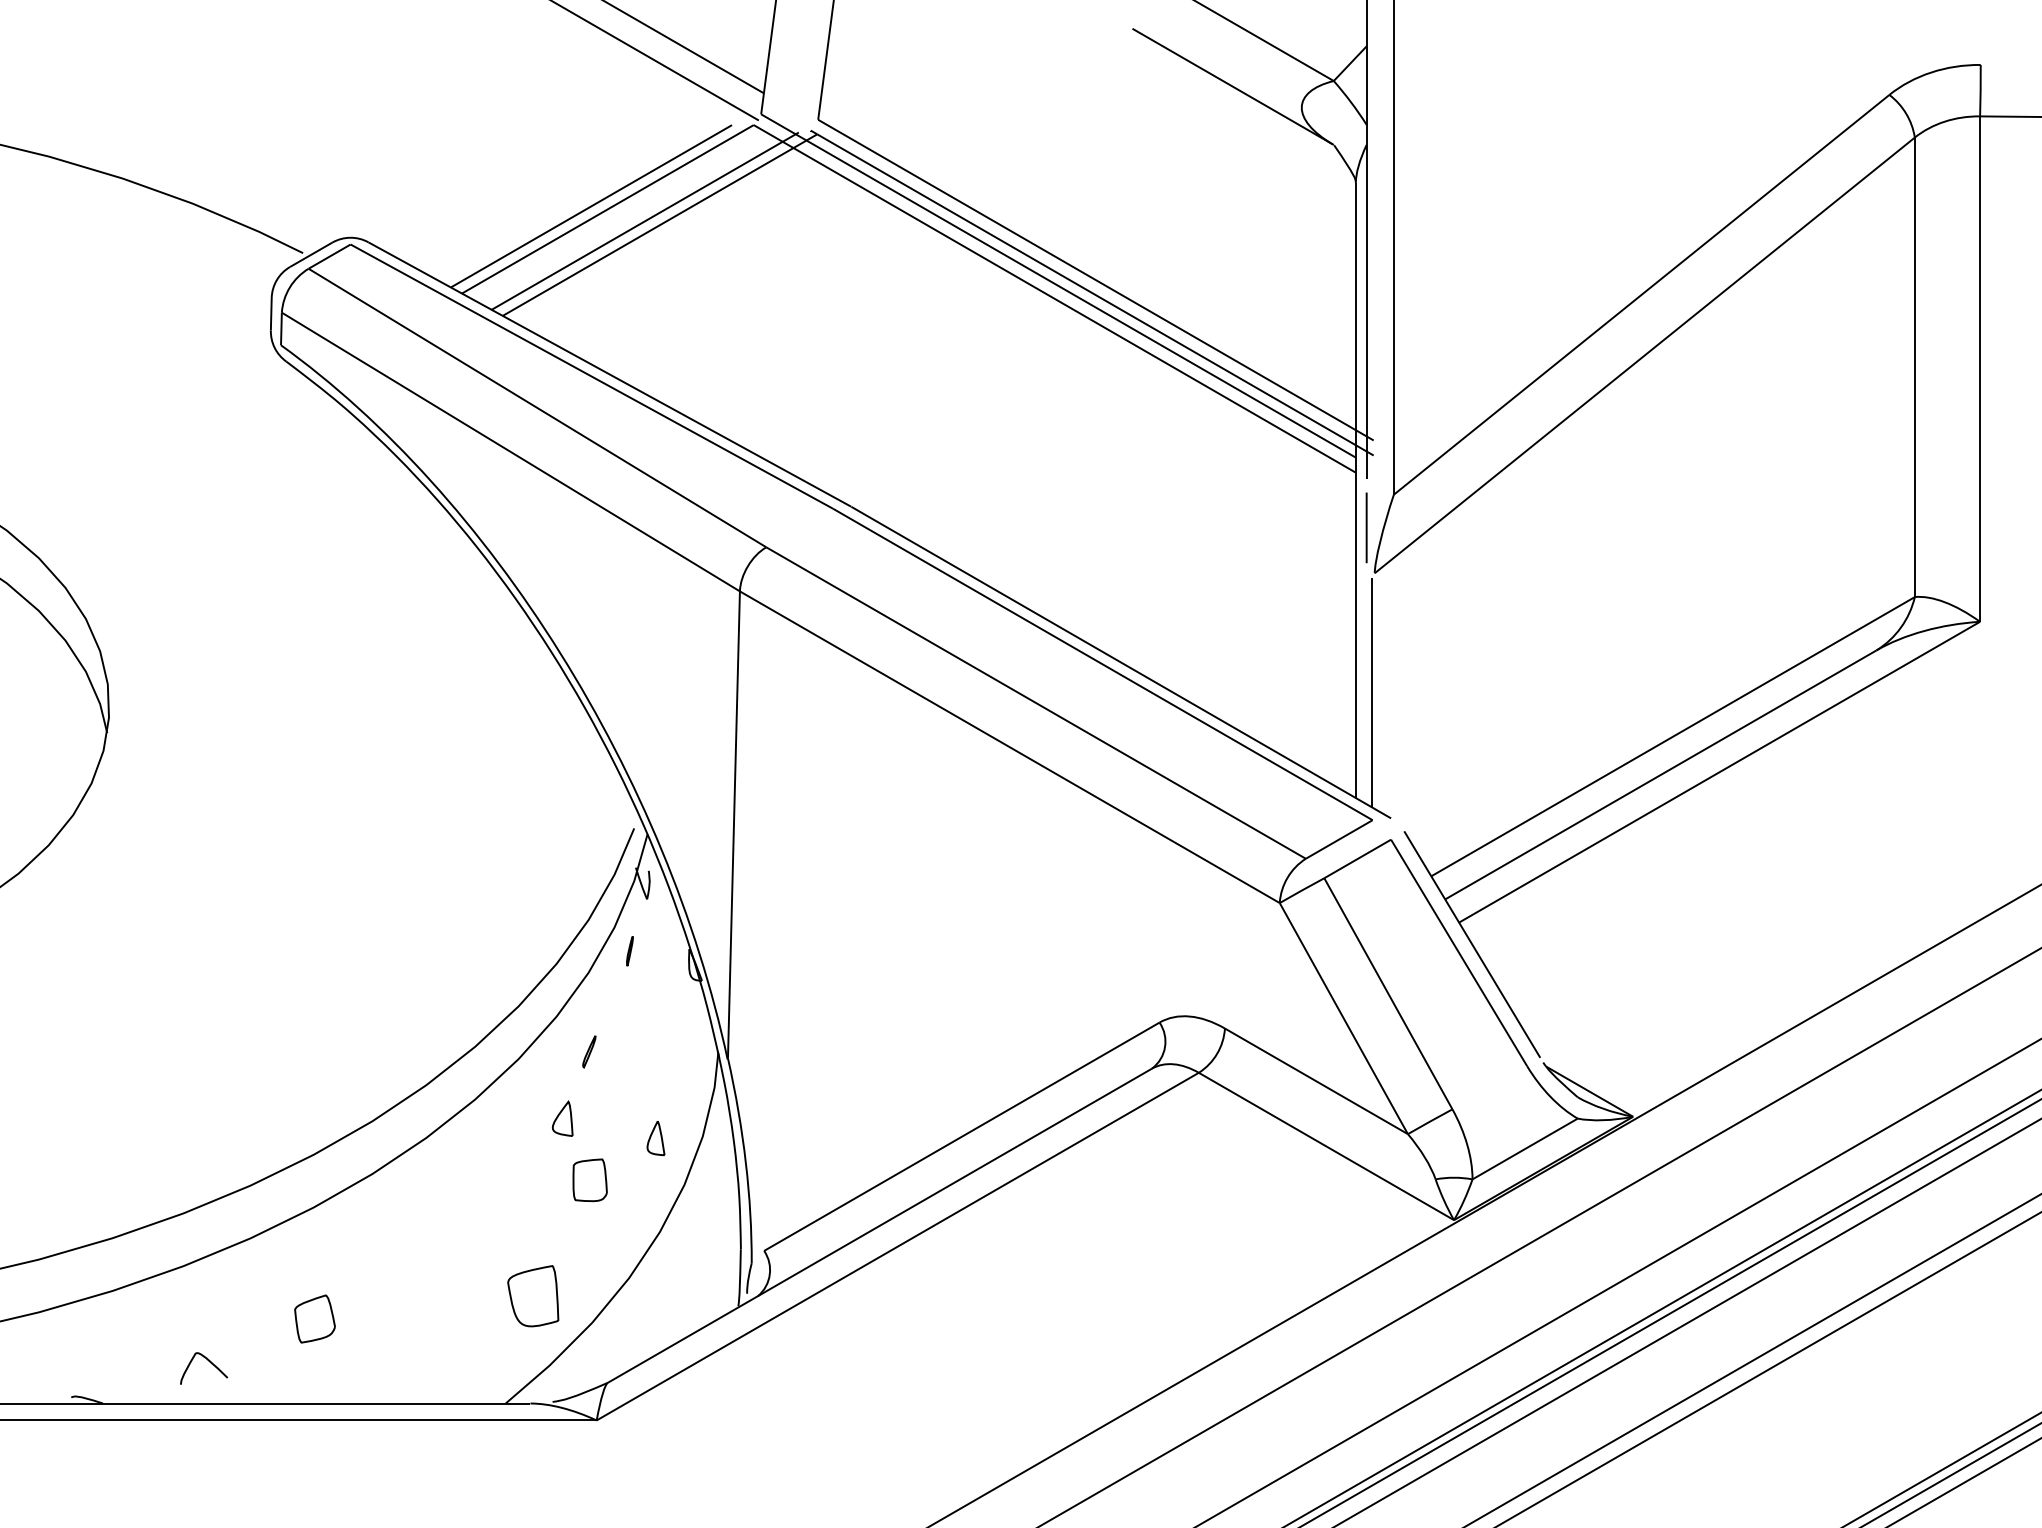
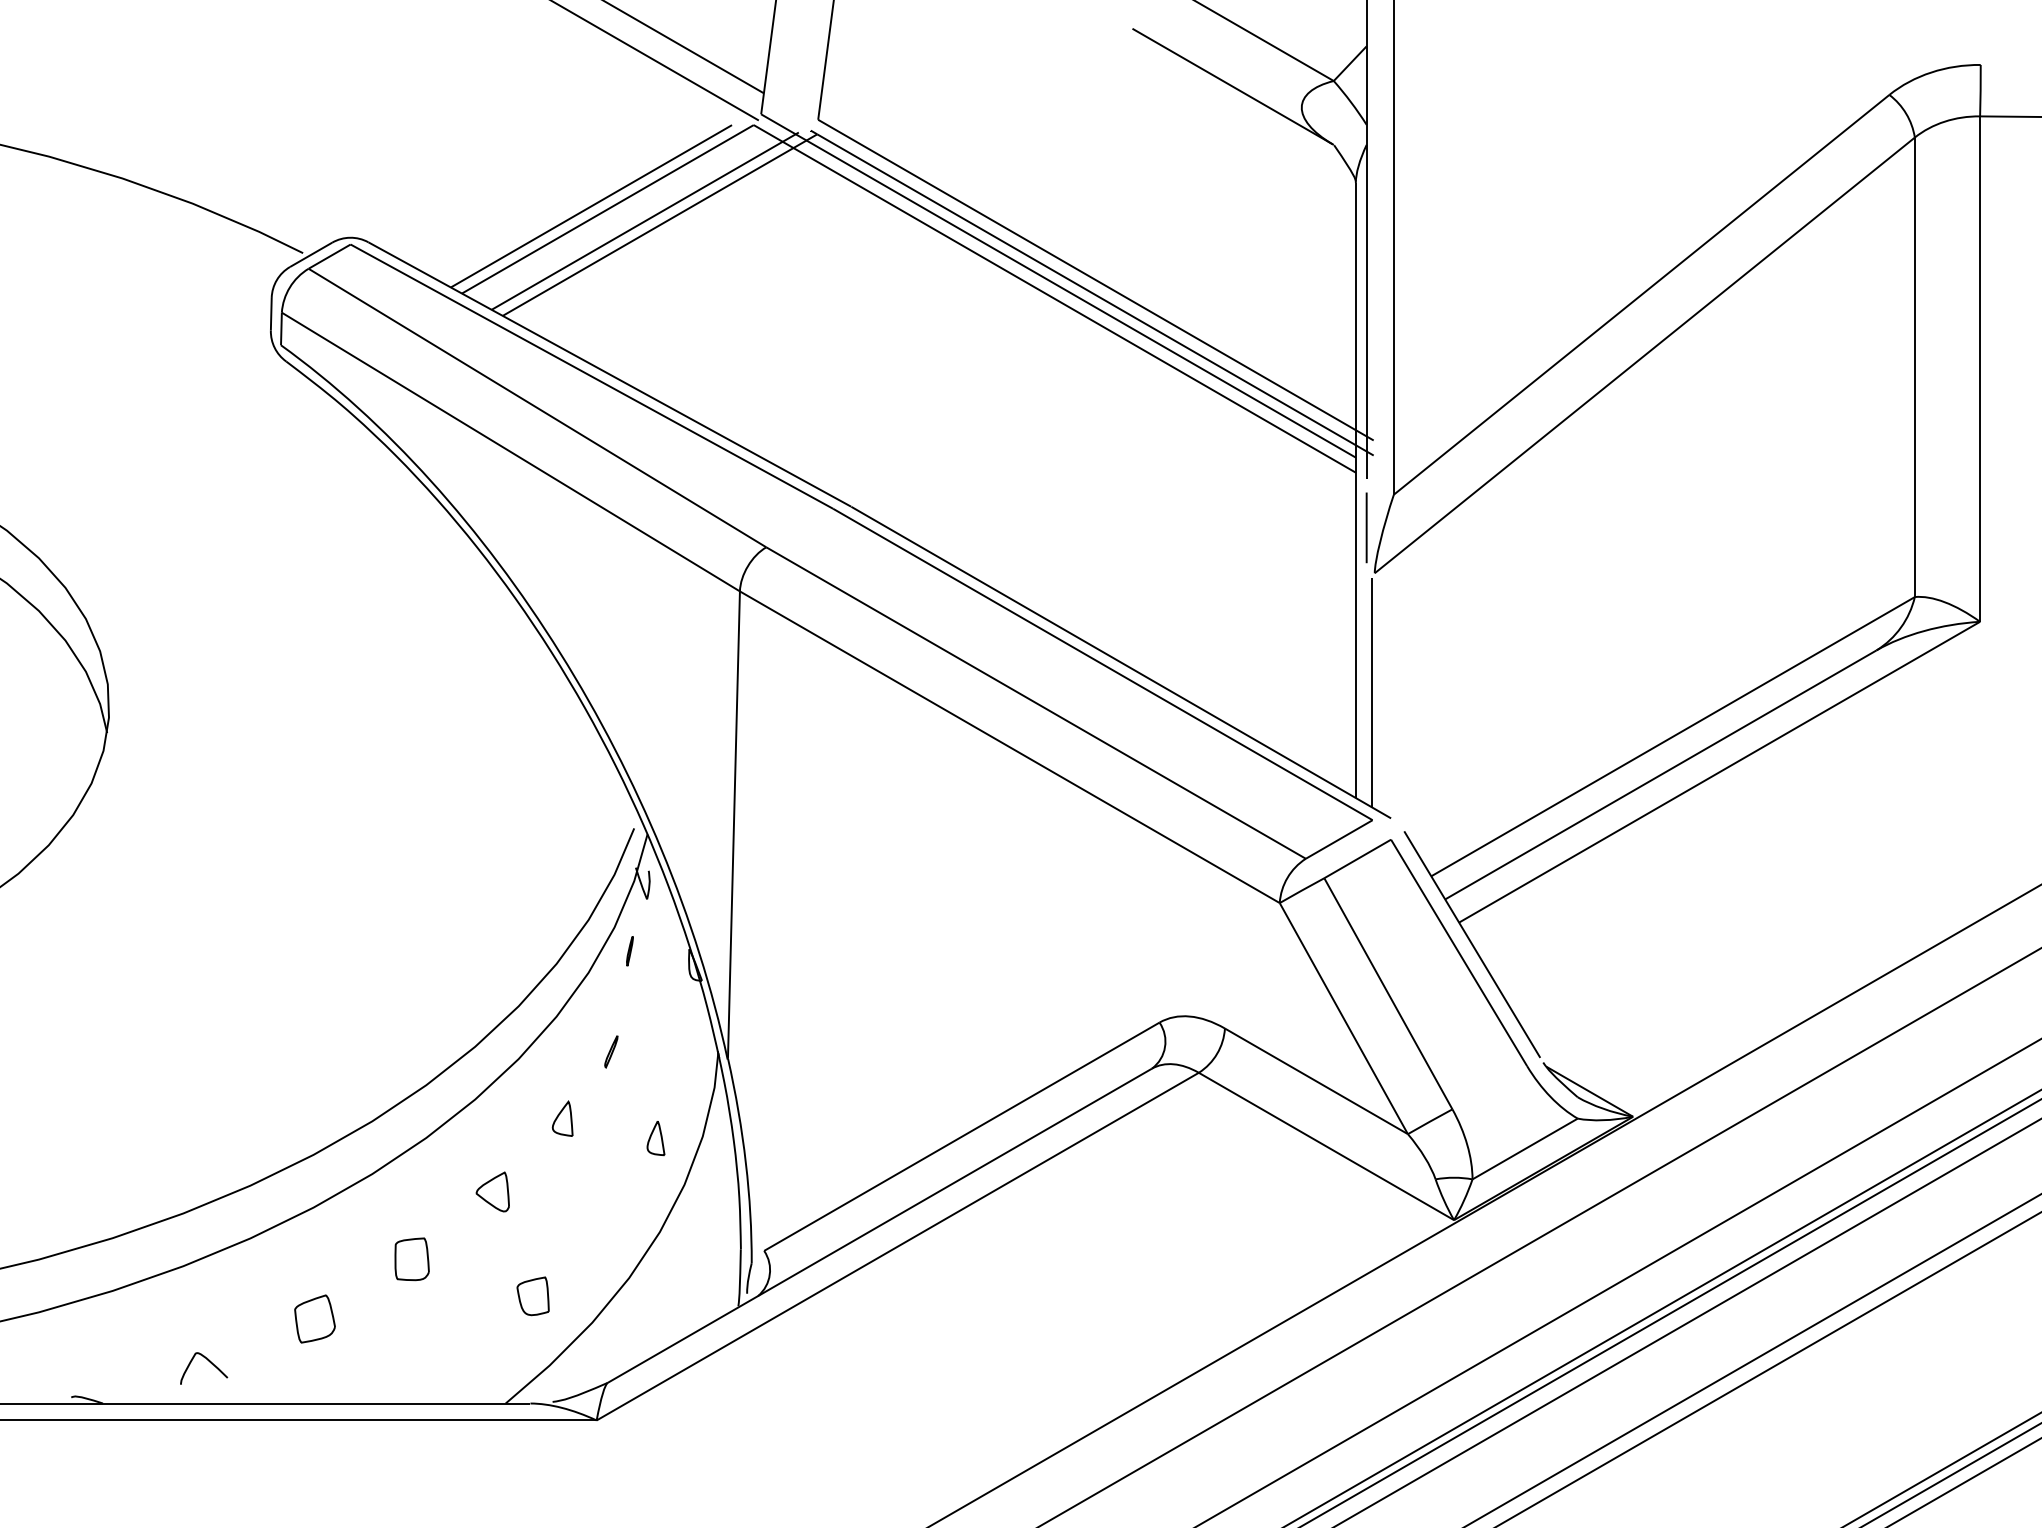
part position: (589, 1051) -> (611, 1051) (611, 1051)
part position: (589, 1180) -> (411, 1259) (411, 1259)
part: none -> present (492, 1191)
part size: 53x63 px -> 34x41 px (532, 1296)
